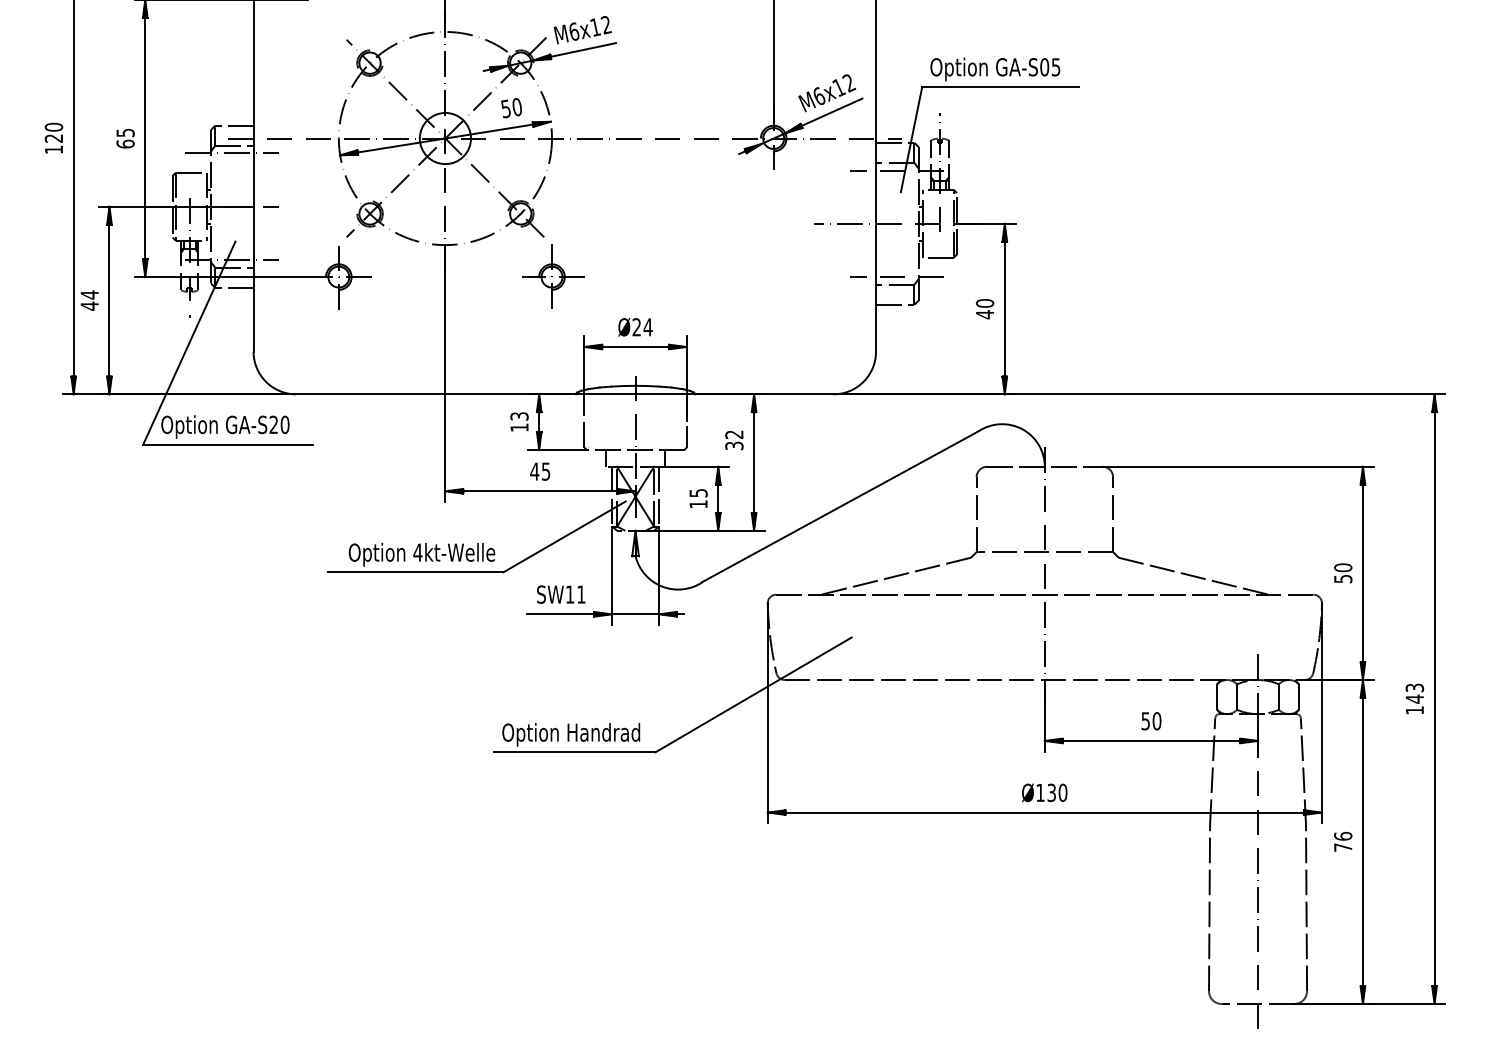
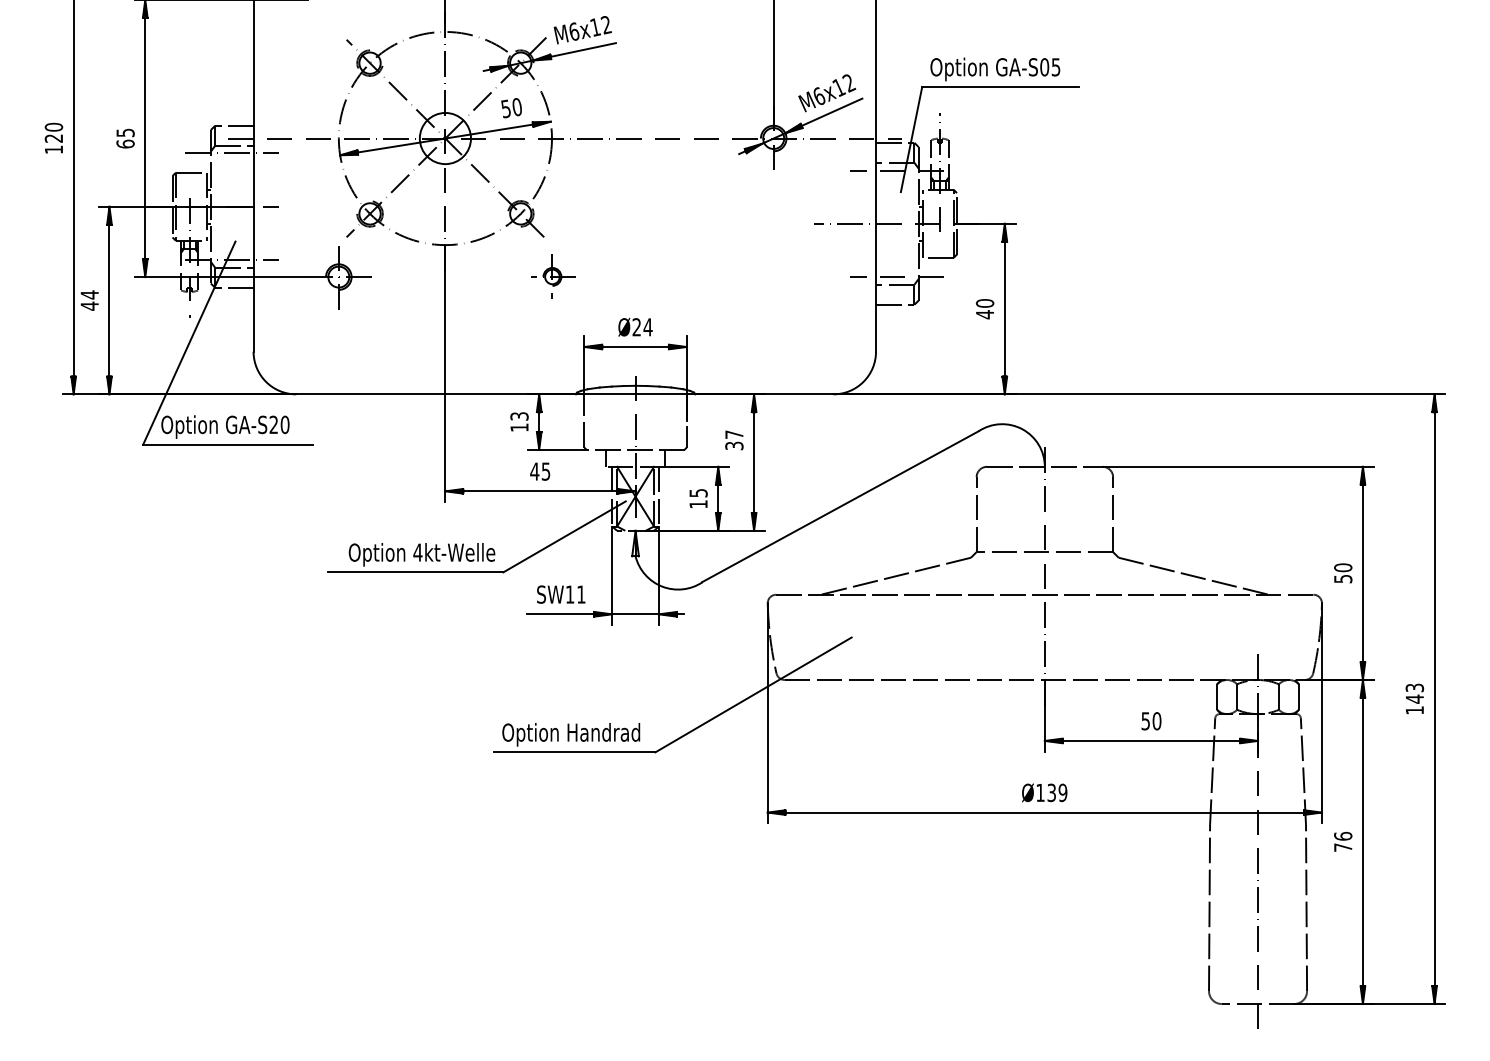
part size: 63x65 px -> 45x45 px (553, 276)
text: 32 -> 37 (734, 434)
text: Ø130 -> Ø139 (1062, 793)
